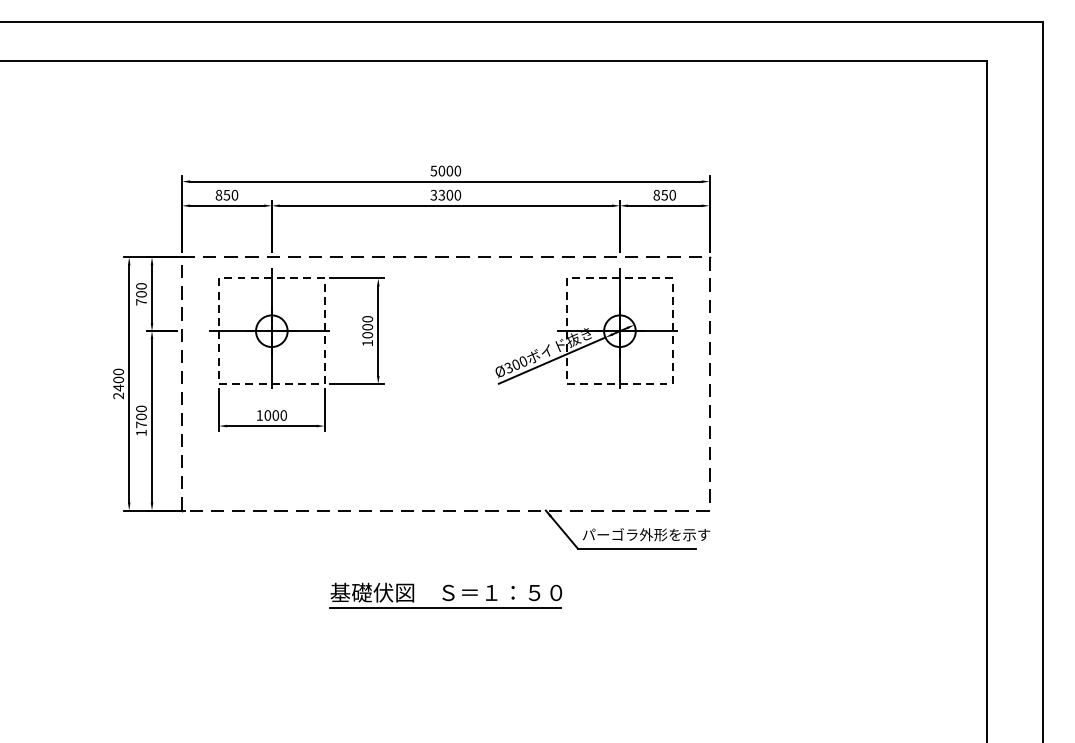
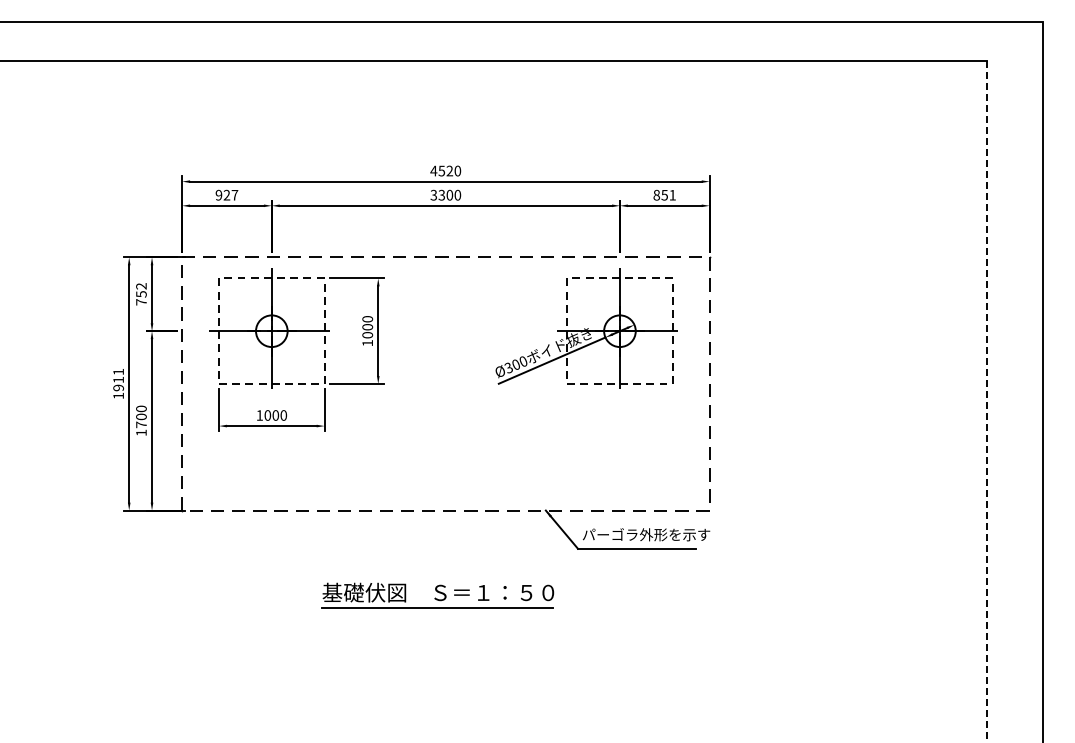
text: 5000 -> 4520 (441, 170)
text: 850 -> 927 (226, 194)
text: 850 -> 851 (672, 194)
text: 700 -> 752 (141, 290)
text: 2400 -> 1911 (118, 383)
line: solid -> dashed (987, 402)
part position: (445, 595) -> (437, 595) (437, 595)
